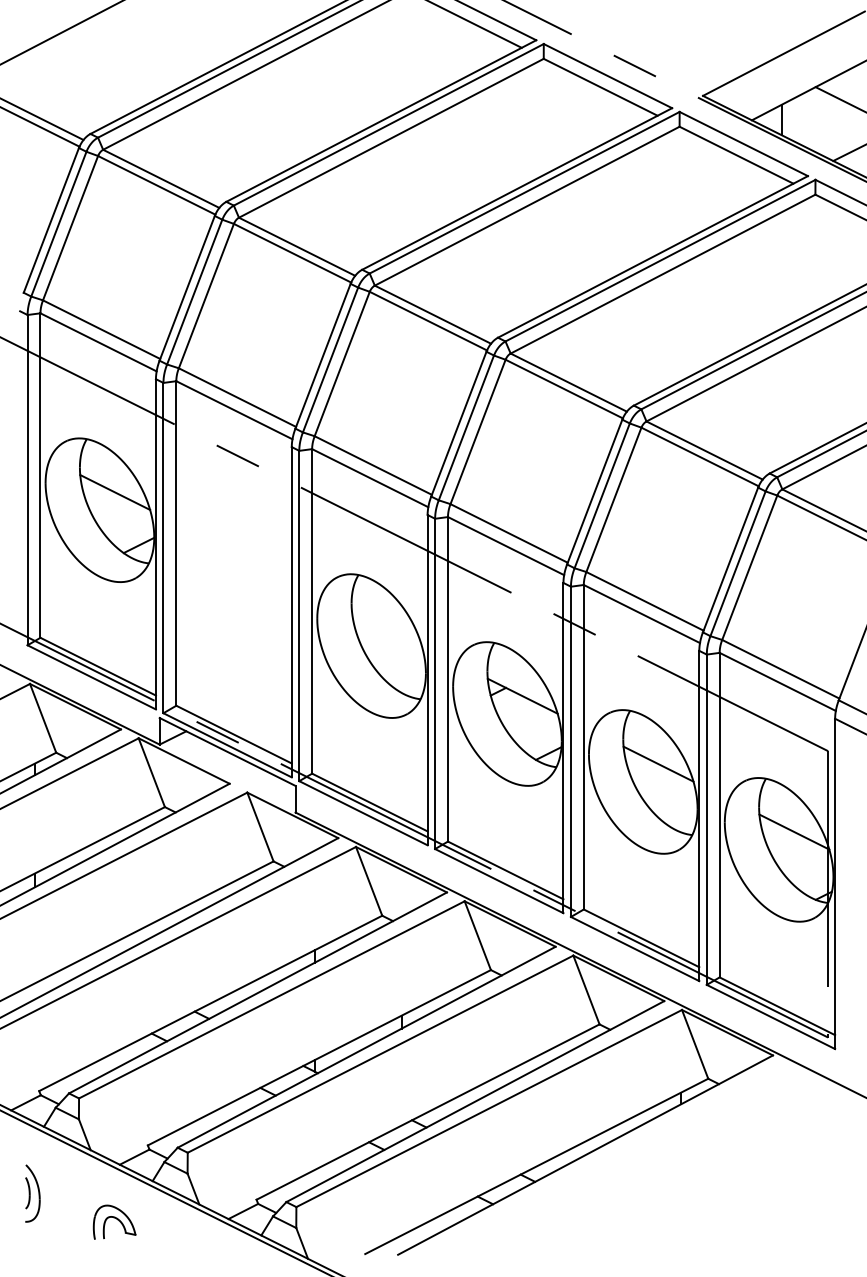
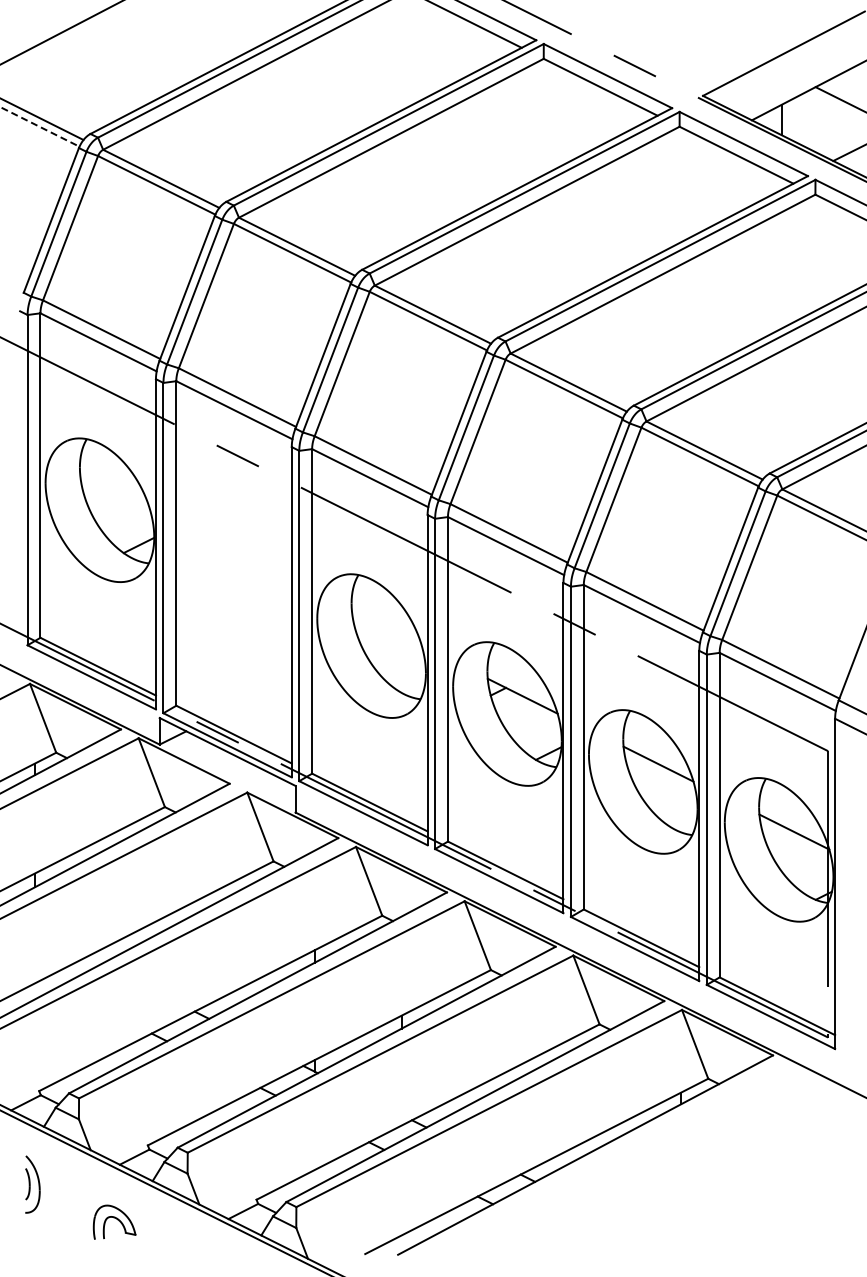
line: solid -> dashed (40, 127)
line: present -> none (115, 492)
part position: (32, 1193) -> (32, 1184) (32, 1184)
